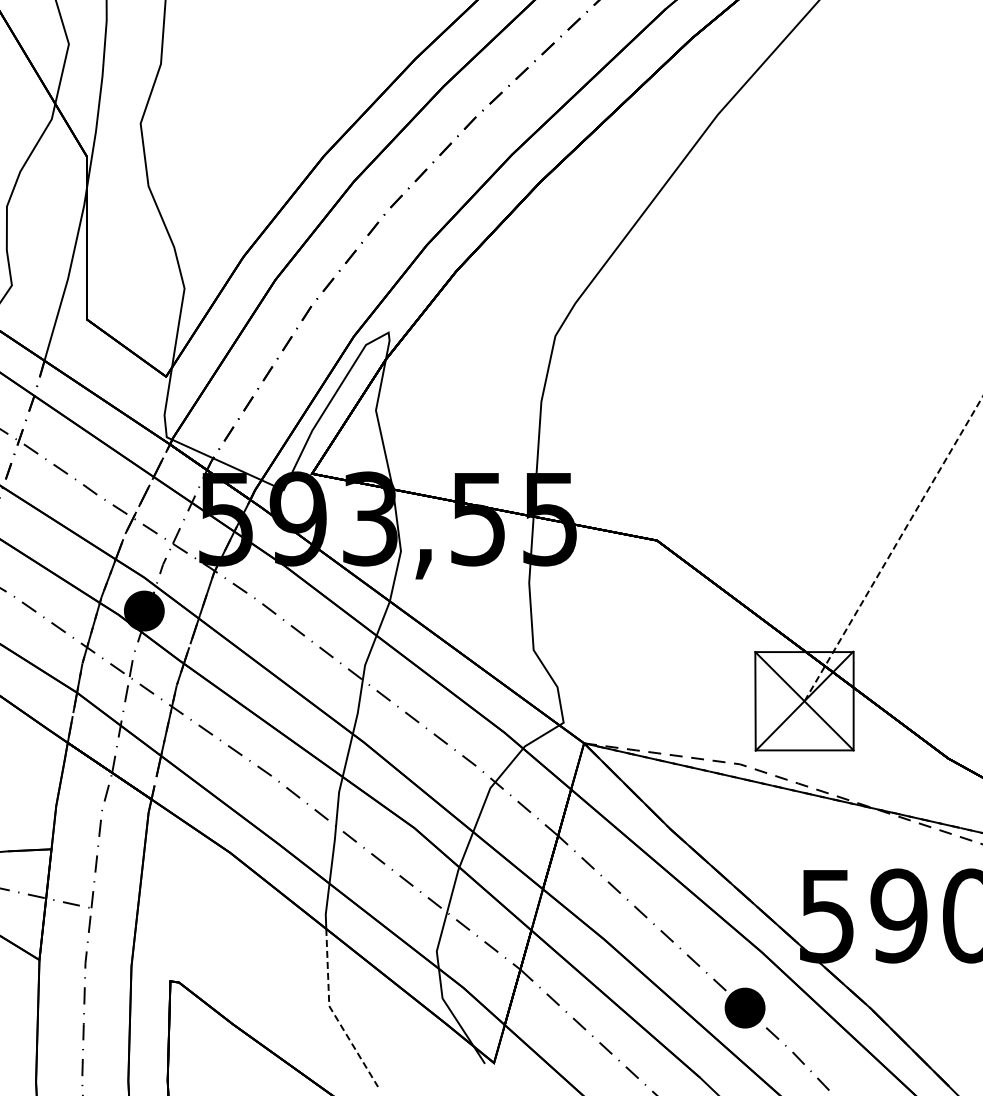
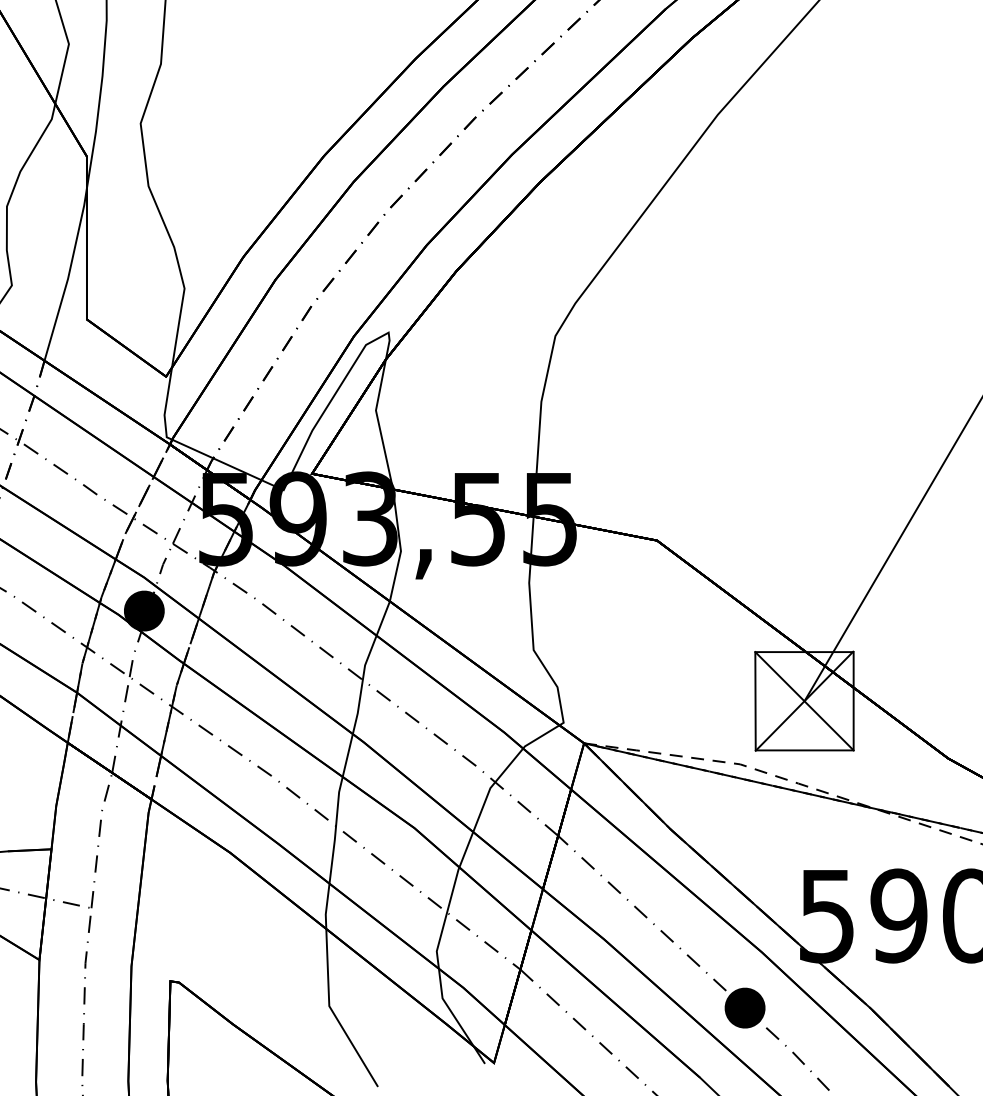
line: dashed -> solid (893, 548)
line: dashed -> solid (333, 1012)
